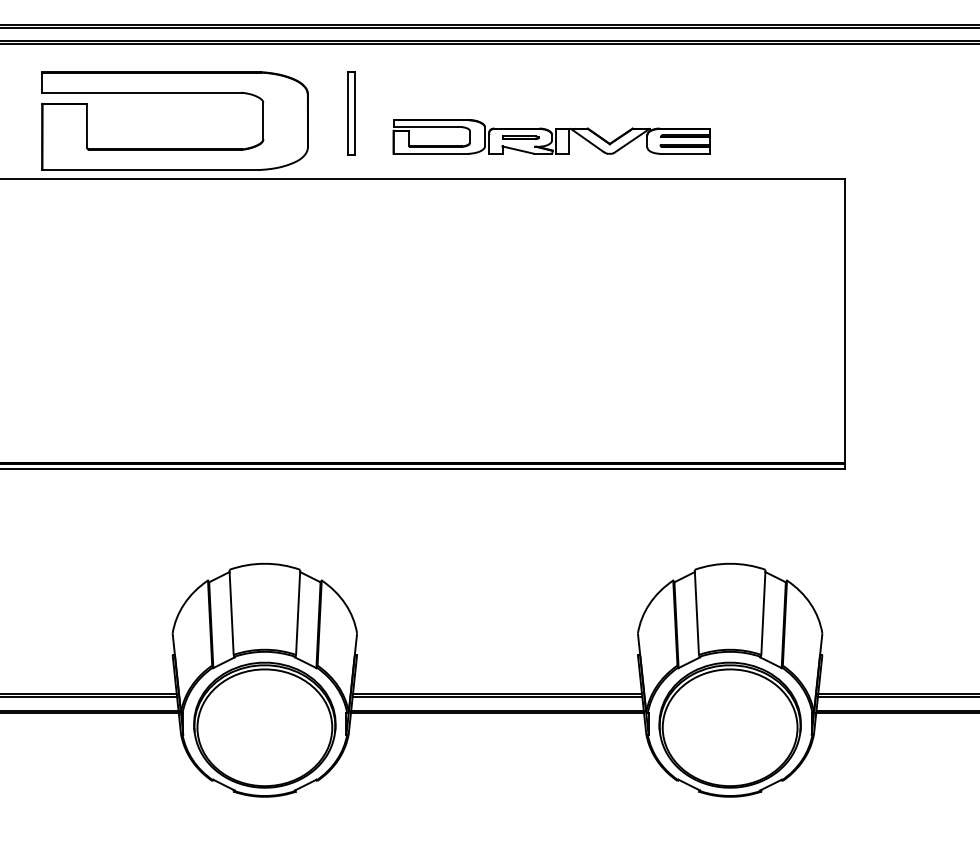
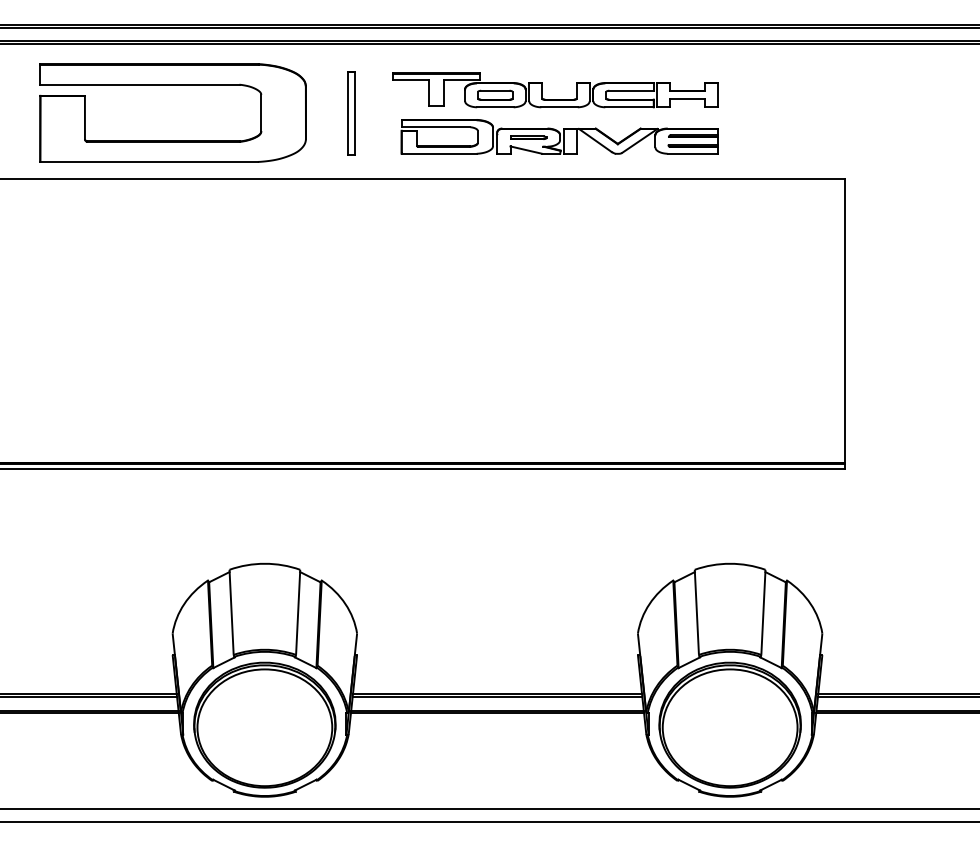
part position: (174, 93) -> (172, 85) (172, 85)
part: none -> present (555, 99)
part position: (551, 136) -> (559, 136) (559, 136)
line: none -> present (489, 809)
line: none -> present (489, 821)
